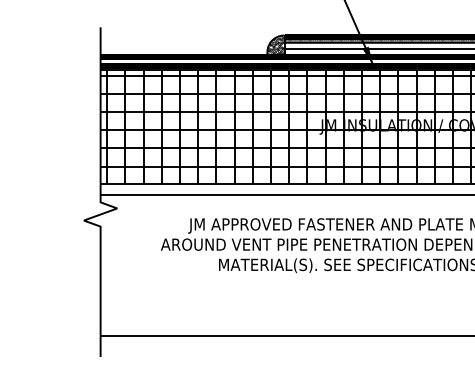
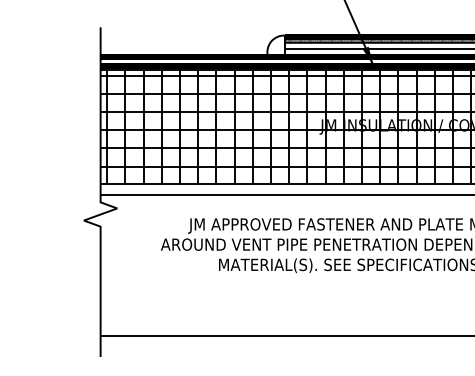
hatch: present -> none (275, 45)
